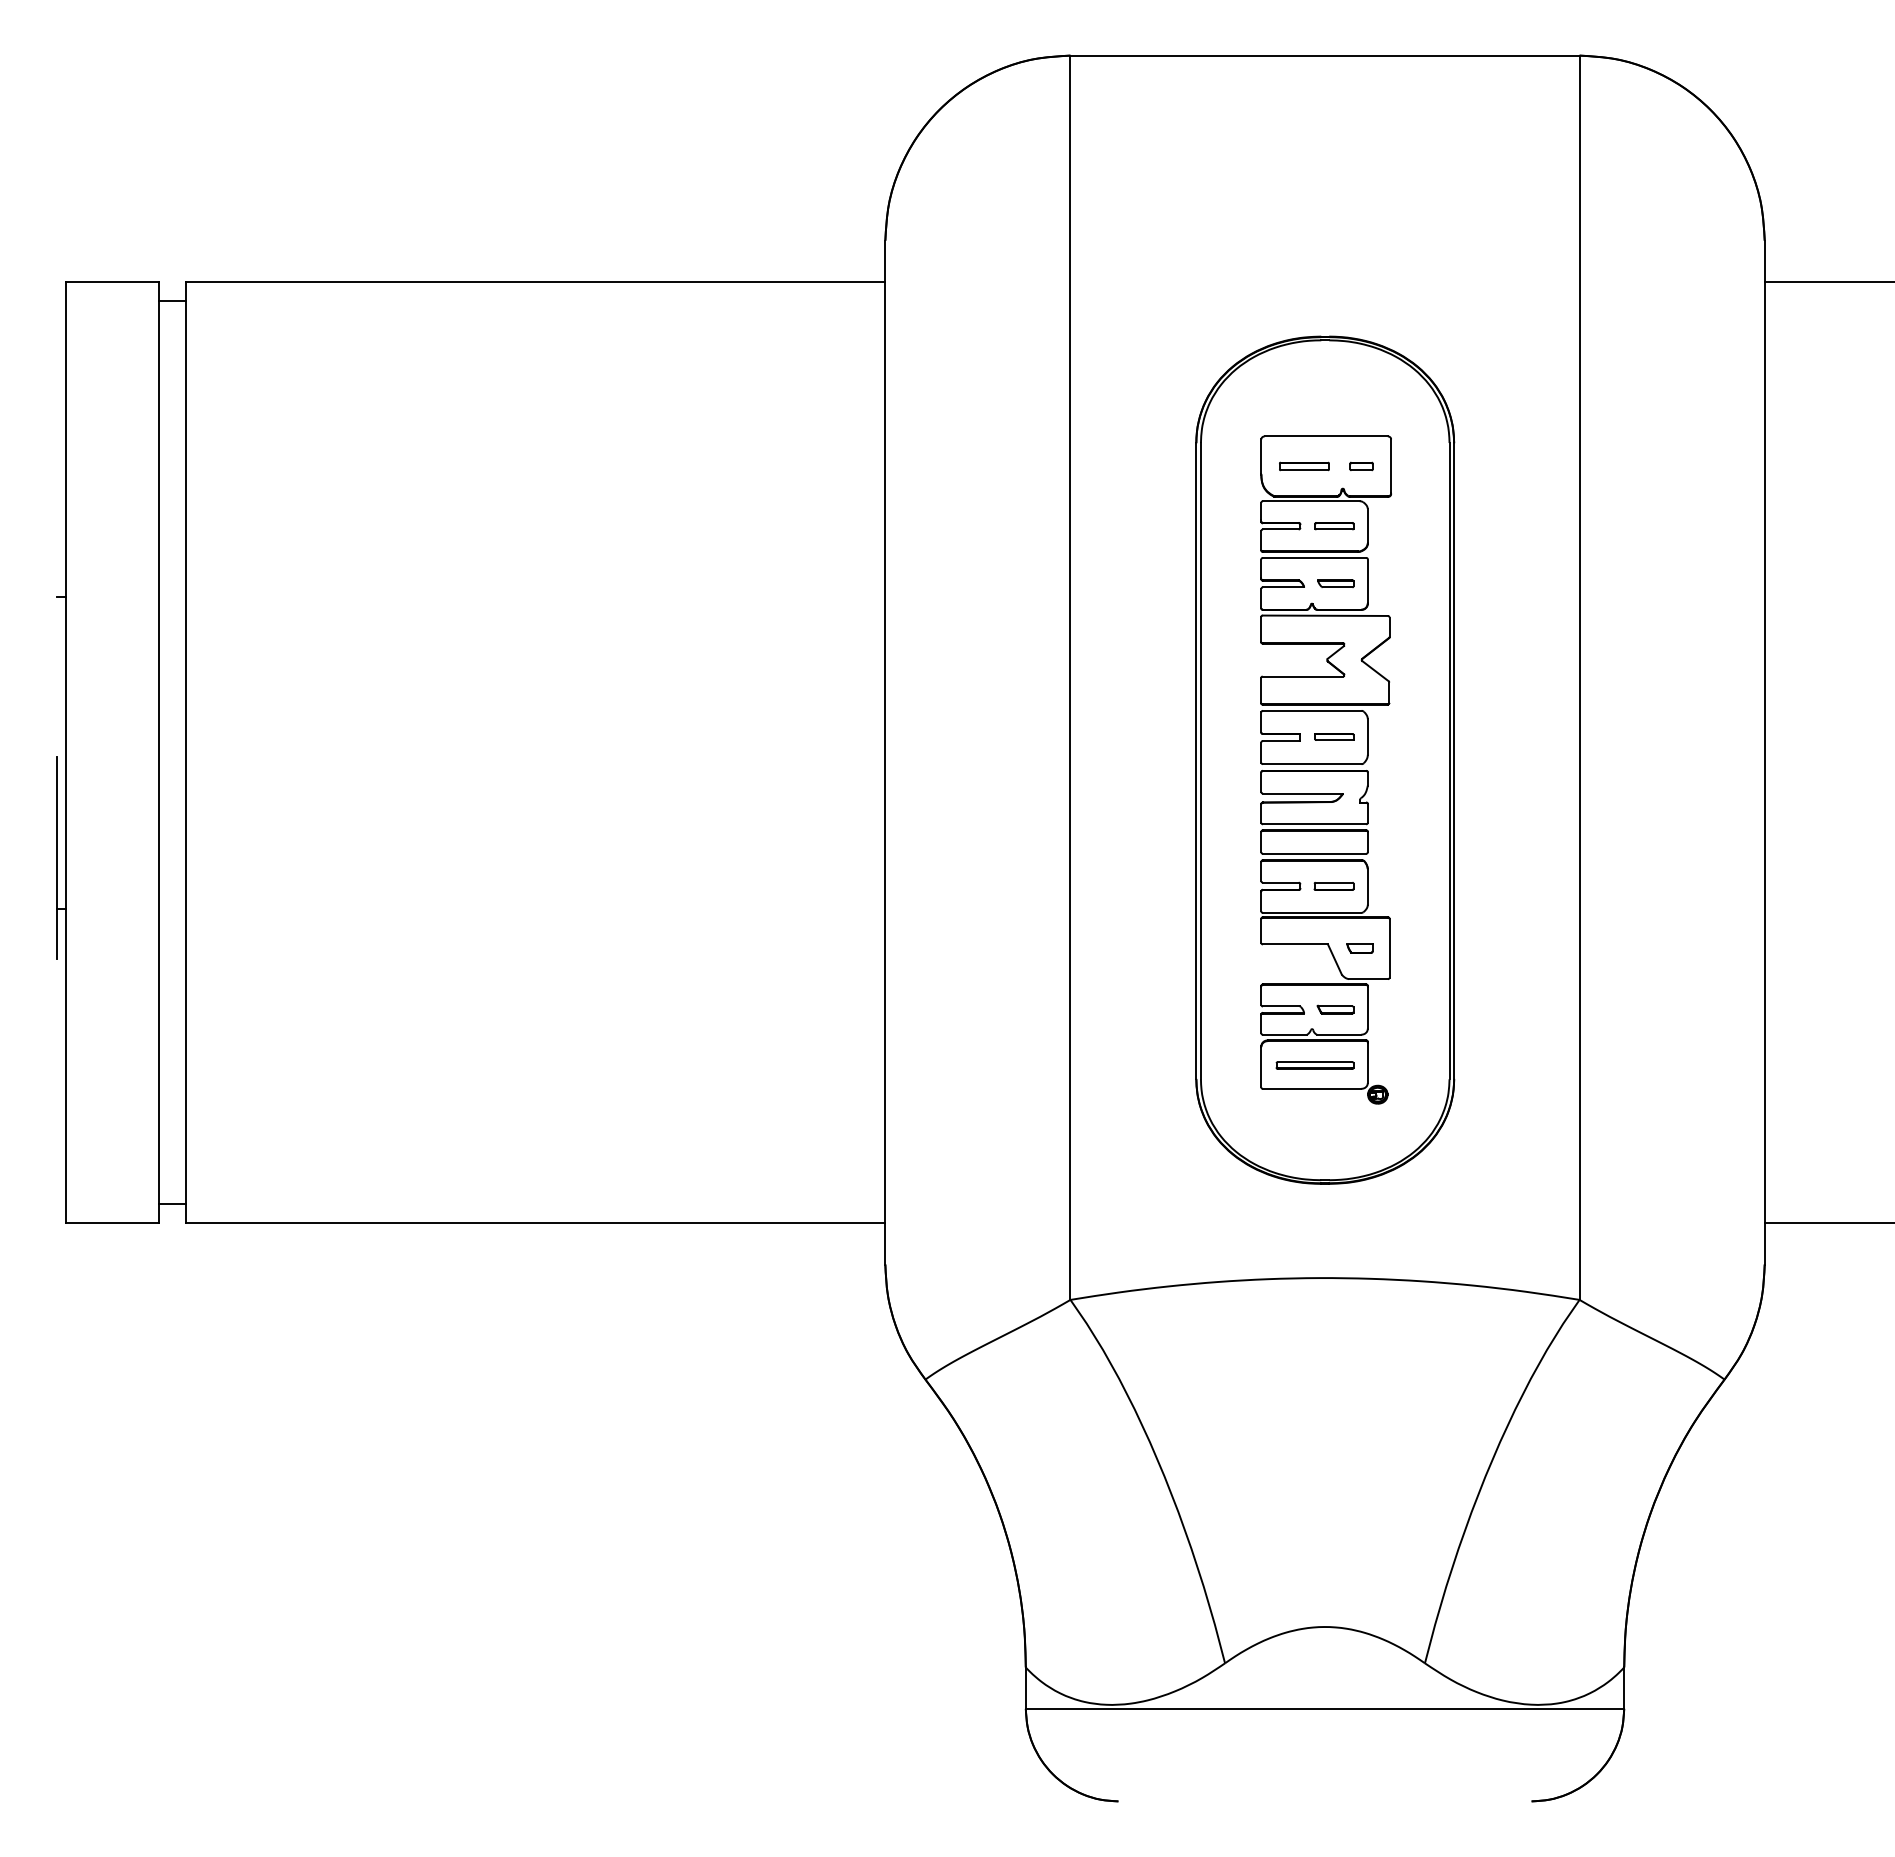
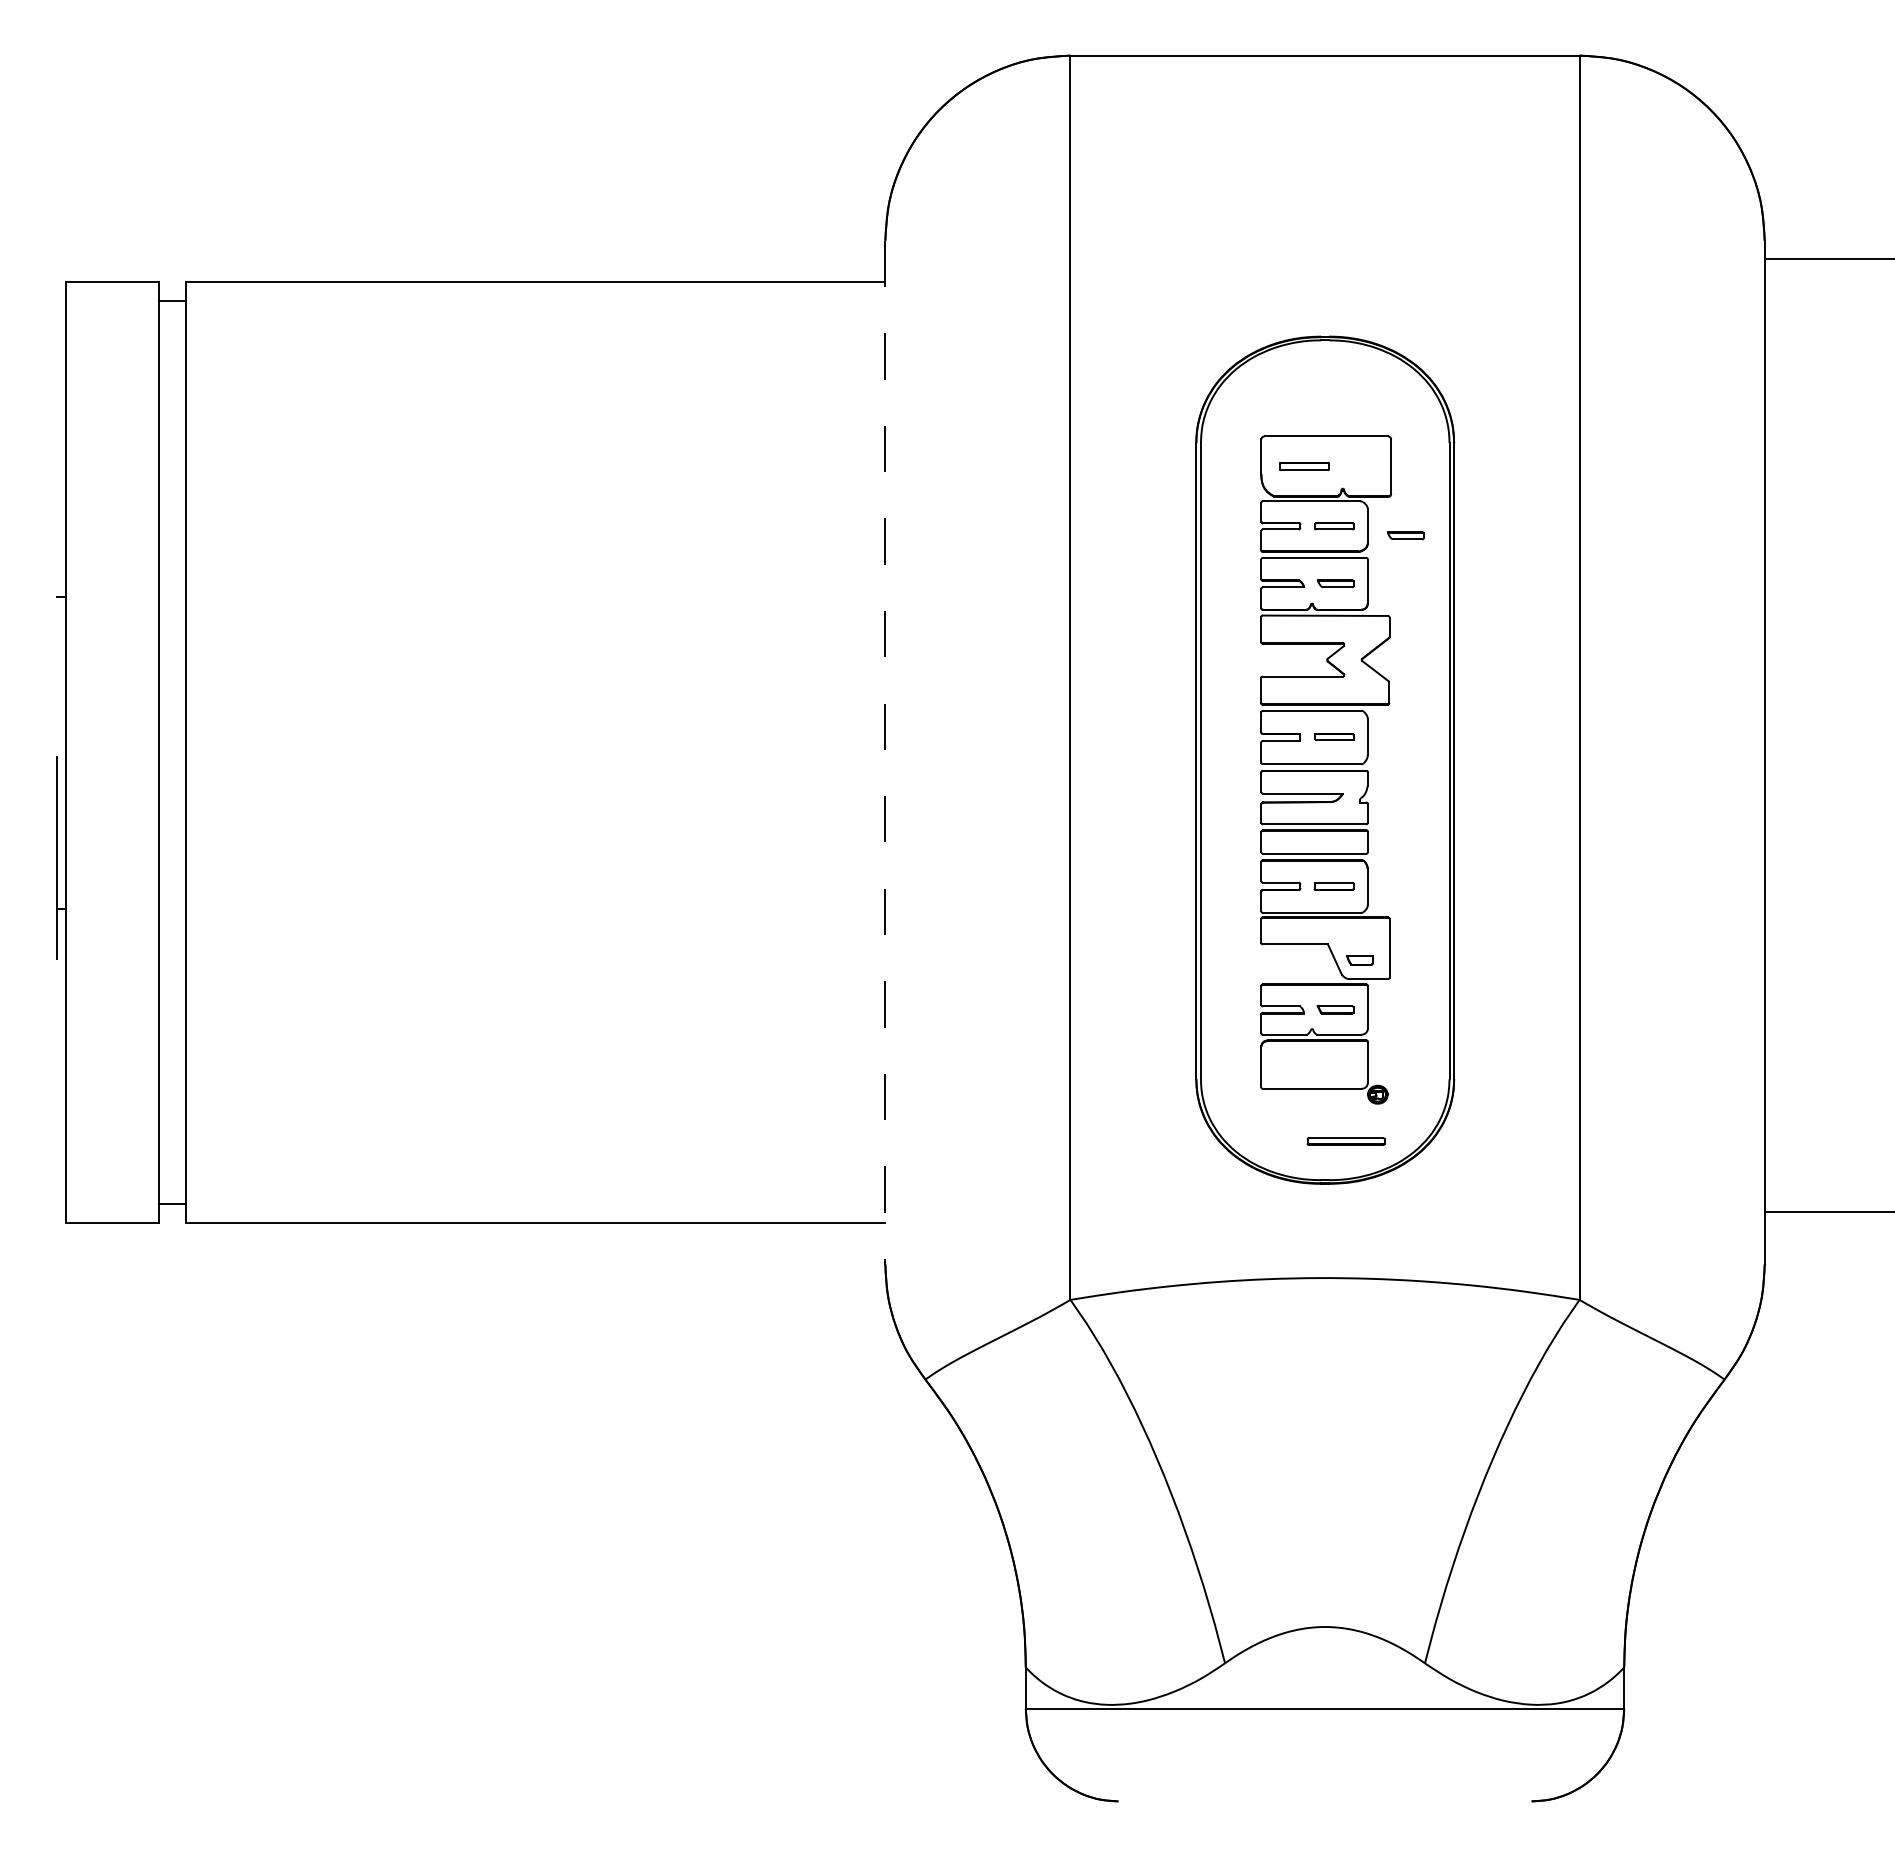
line position: (1827, 282) -> (1827, 259) (1827, 259)
part: present -> none (1361, 466)
part: none -> present (1405, 535)
line: solid -> dashed (885, 752)
part position: (1359, 948) -> (1359, 960) (1359, 960)
part position: (1314, 1065) -> (1345, 1141) (1345, 1141)
line position: (1827, 1222) -> (1827, 1211) (1827, 1211)
